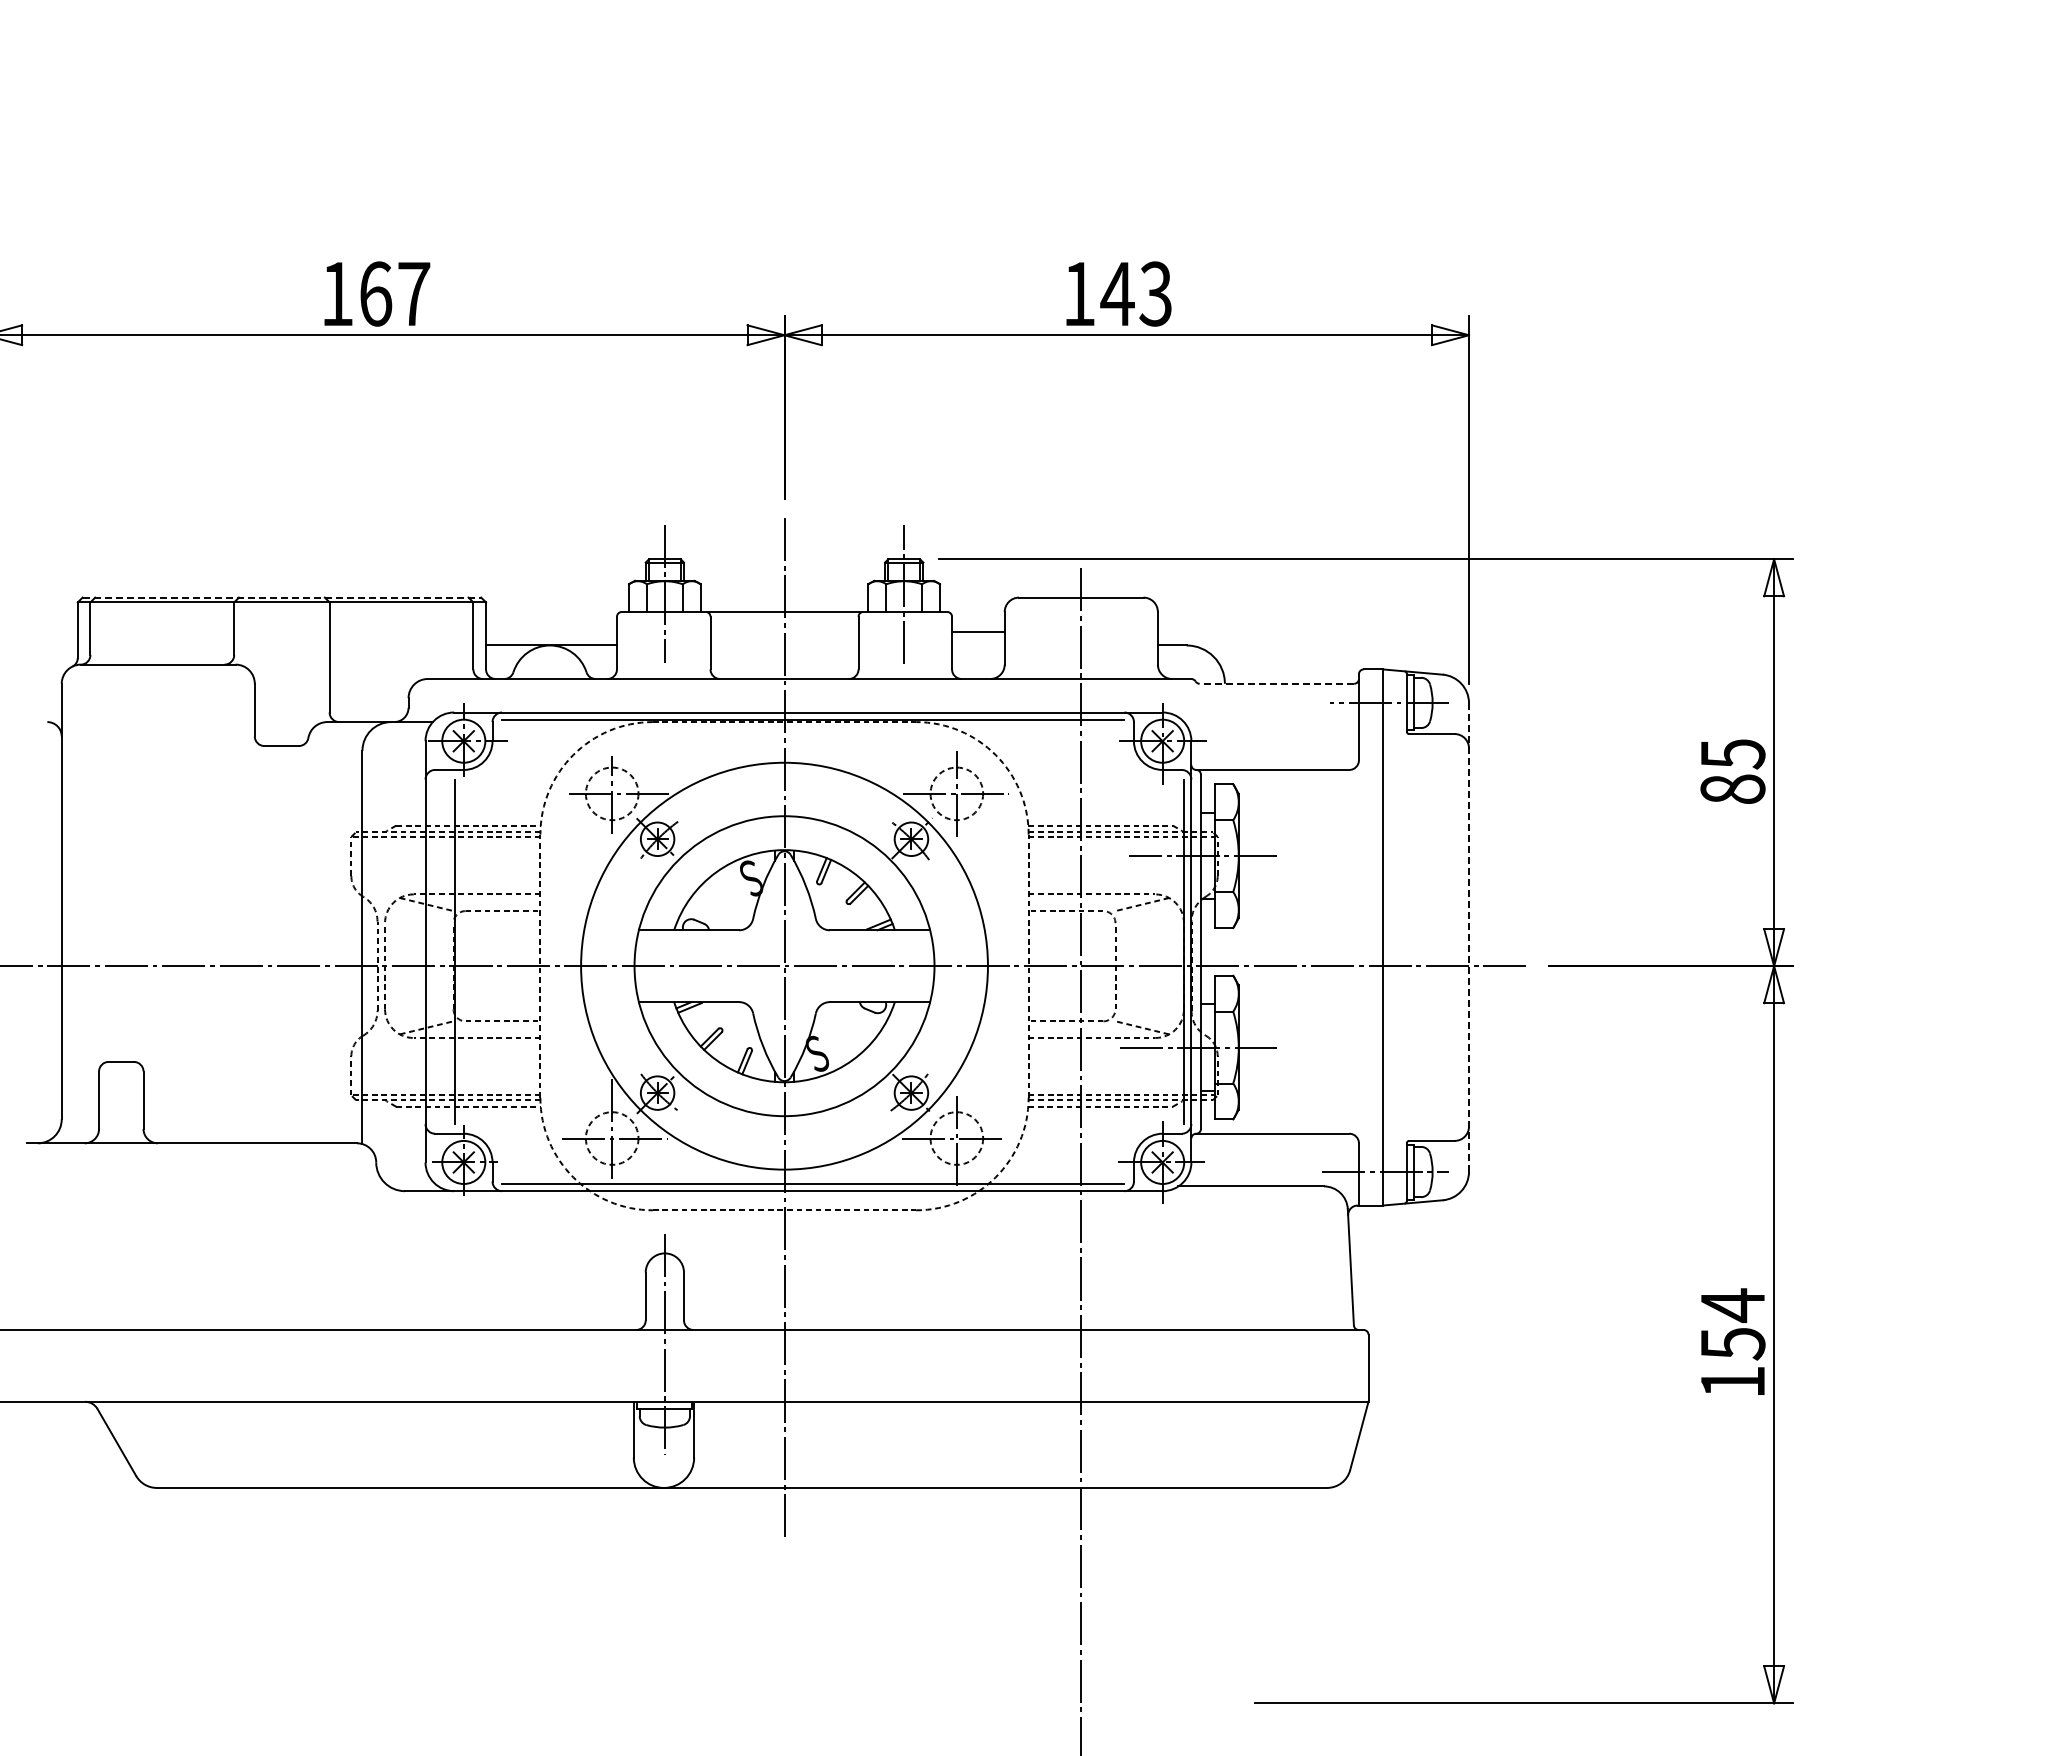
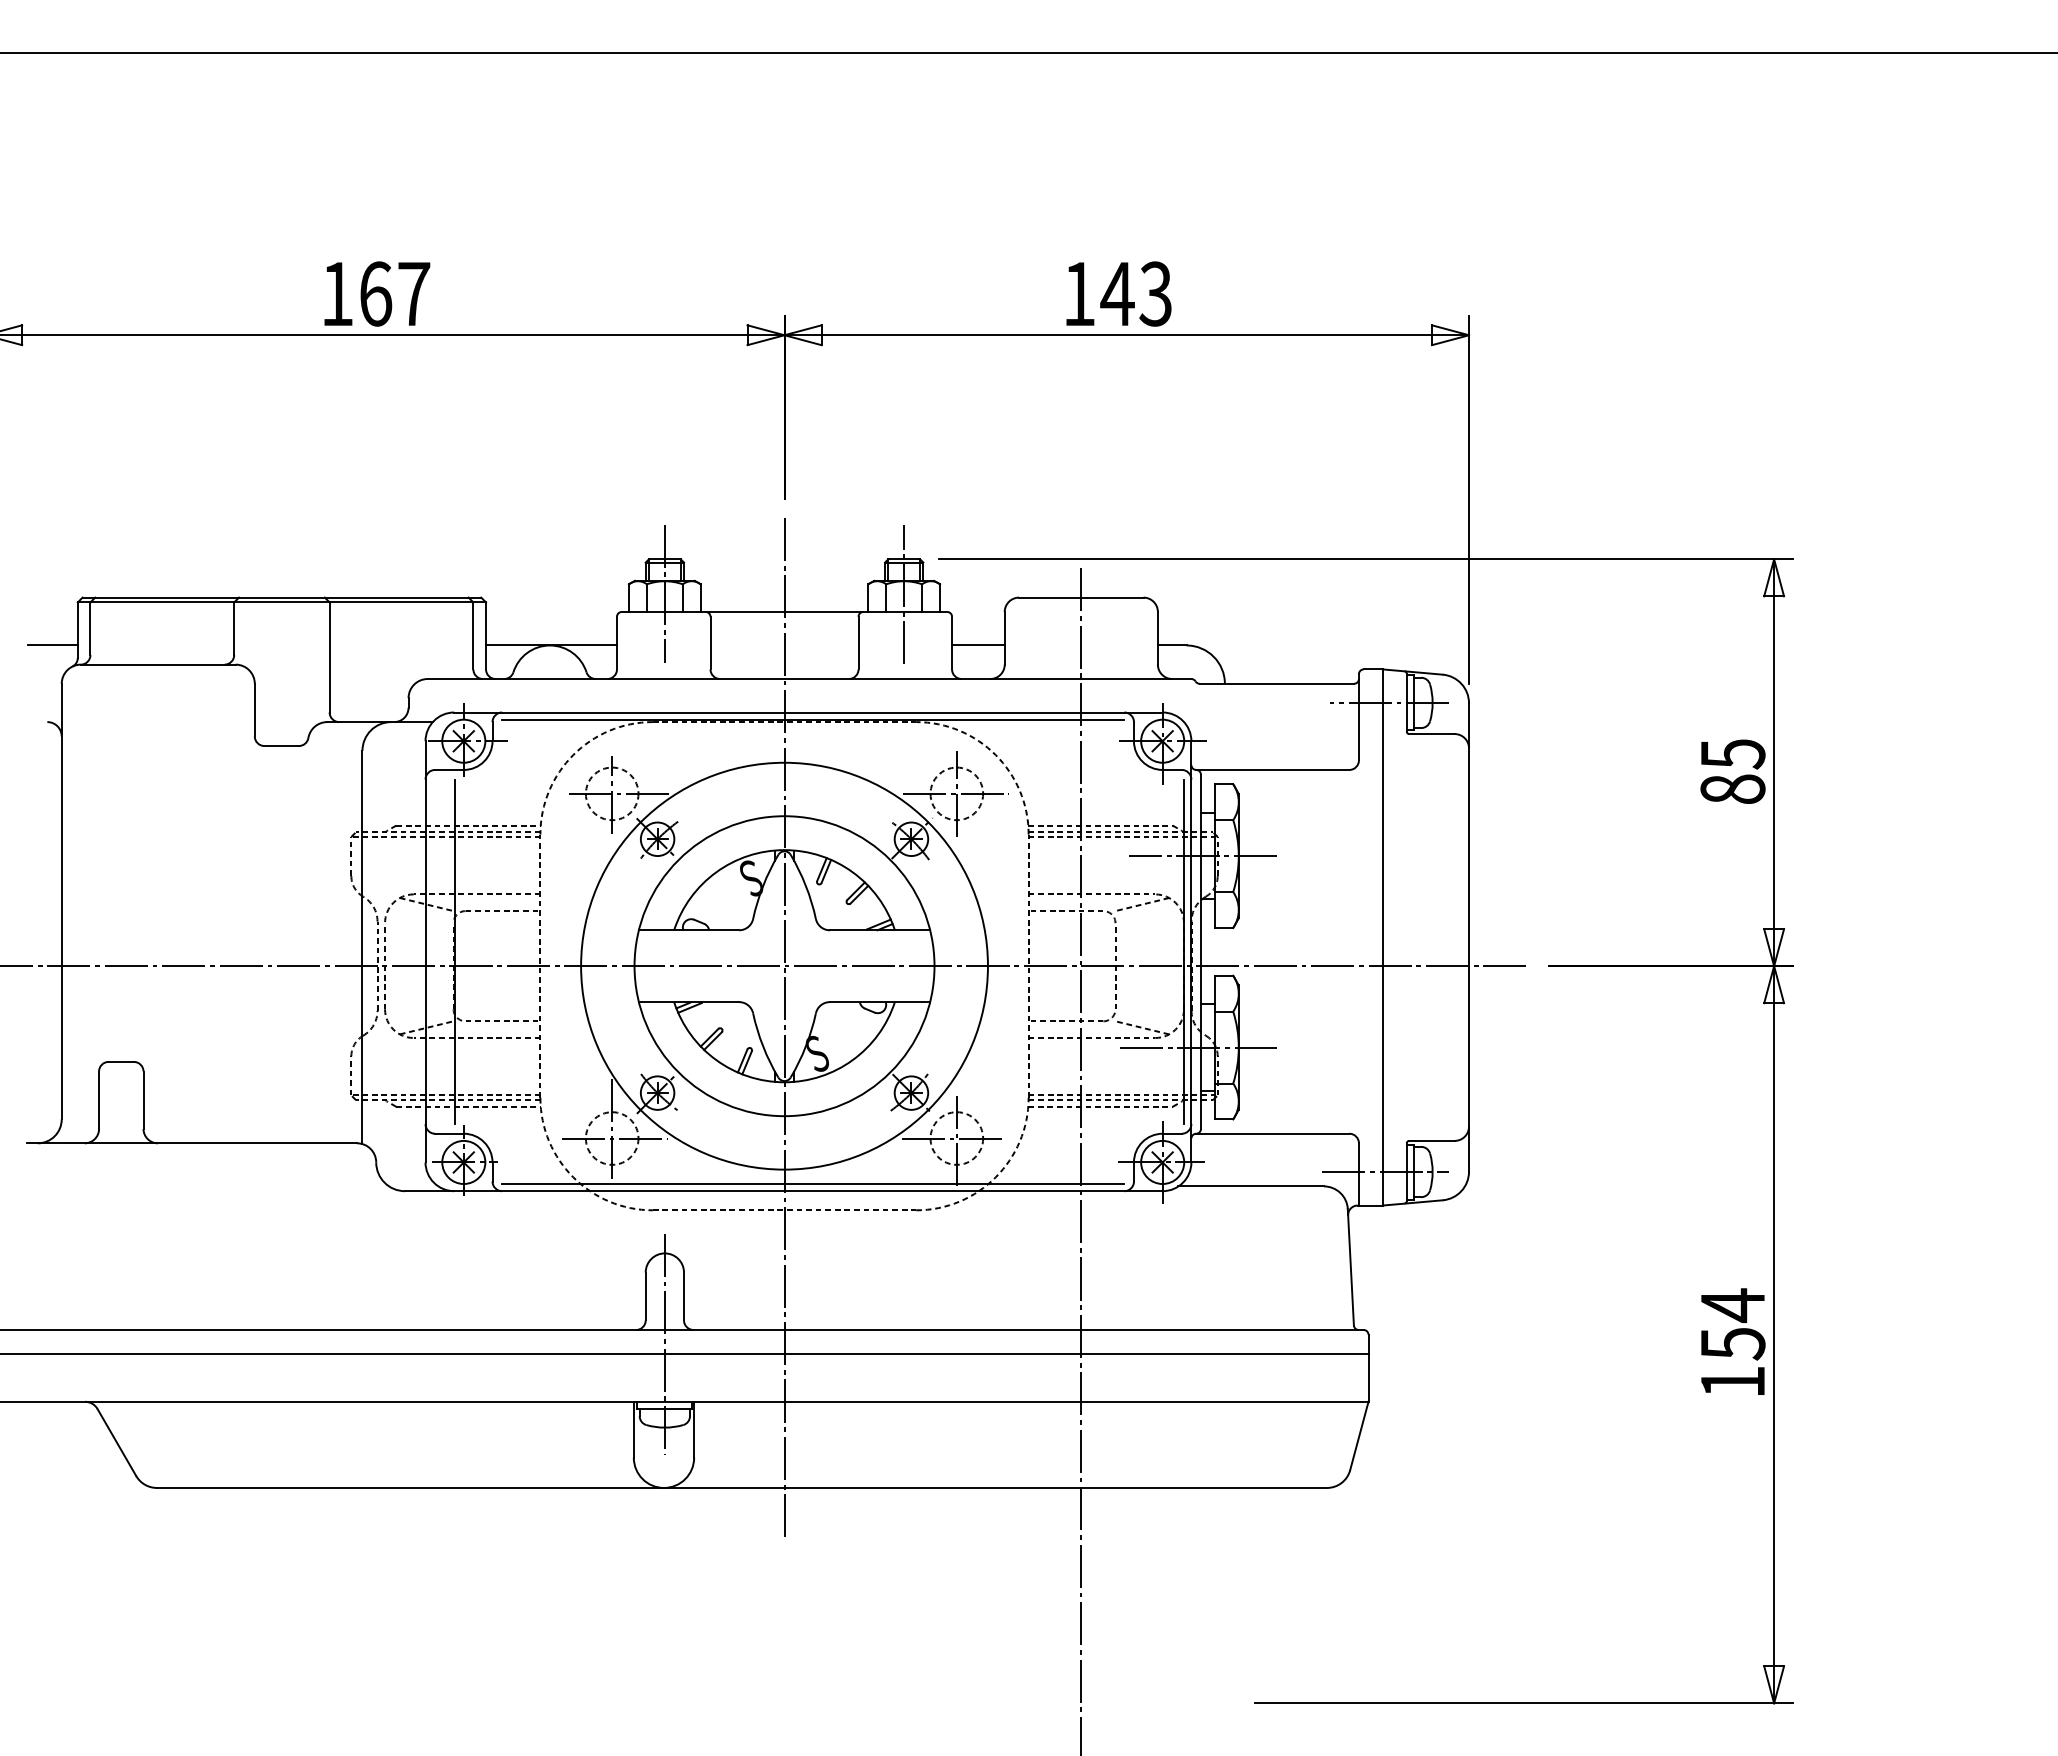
line: none -> present (1028, 52)
line: dashed -> solid (282, 597)
line position: (978, 632) -> (978, 645) (978, 645)
line: none -> present (52, 645)
line: dashed -> solid (1276, 683)
line: dashed -> solid (1469, 936)
line: none -> present (685, 1353)
